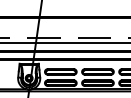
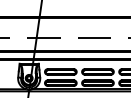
line: present -> none (64, 43)
